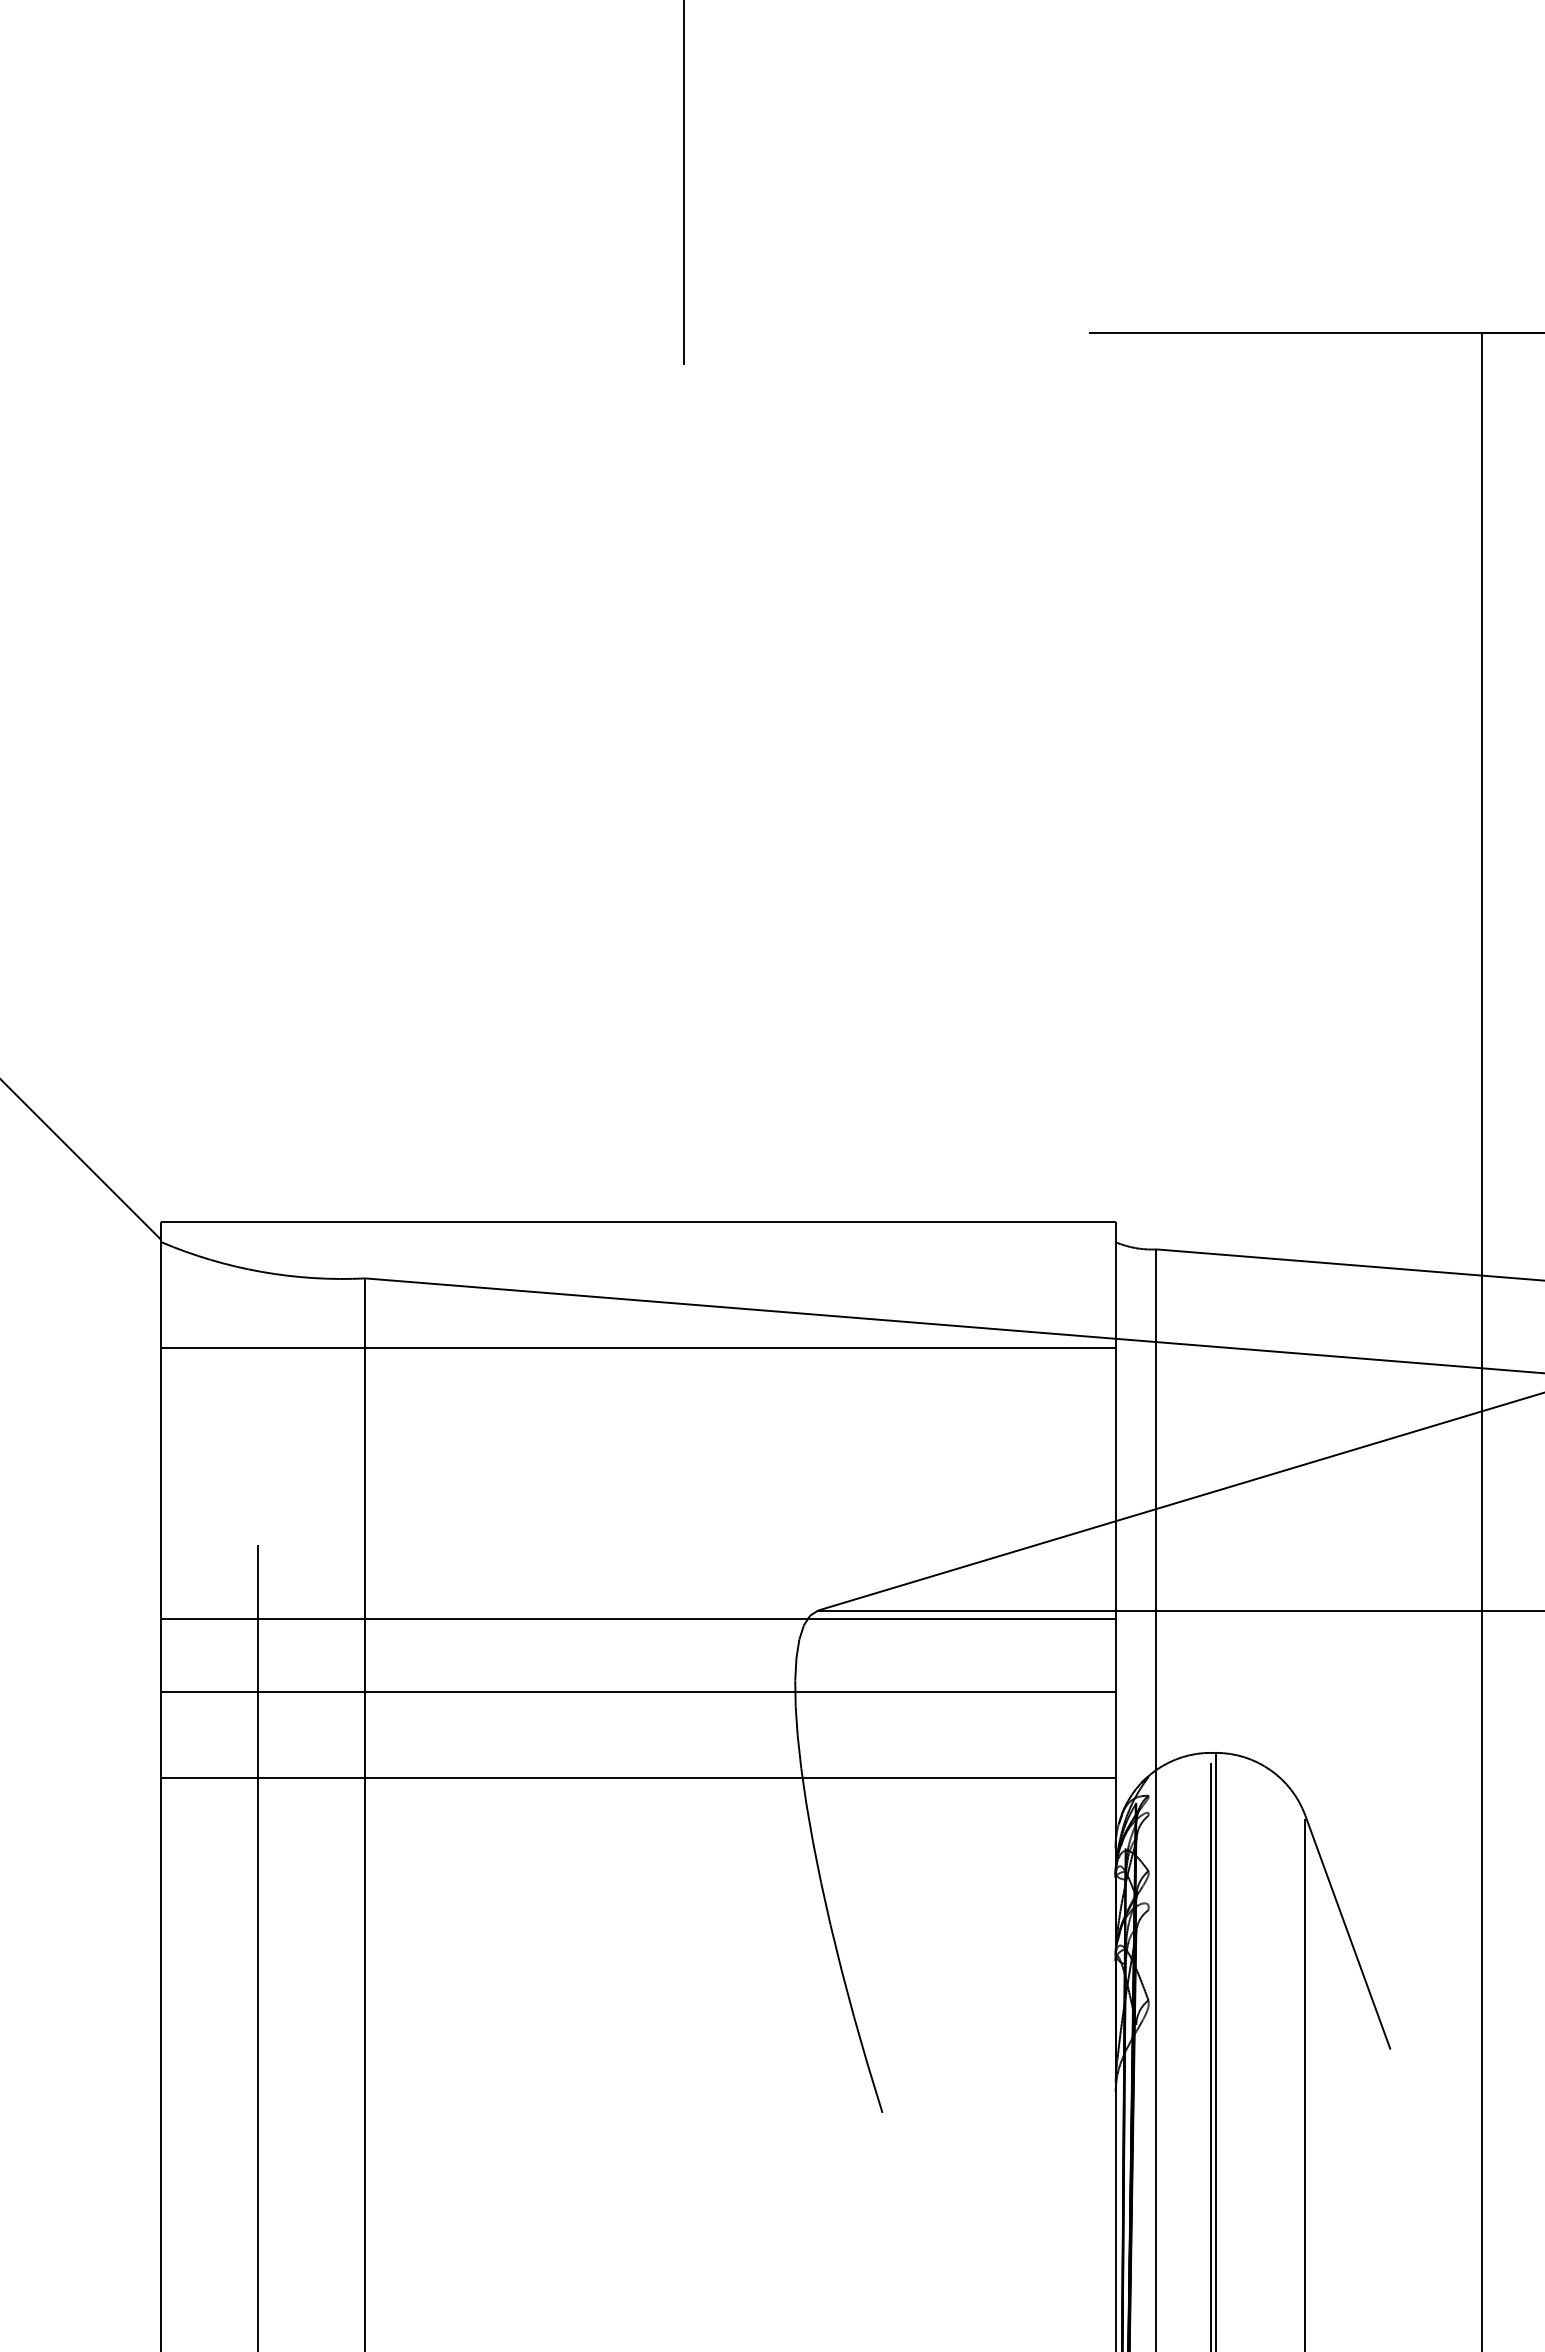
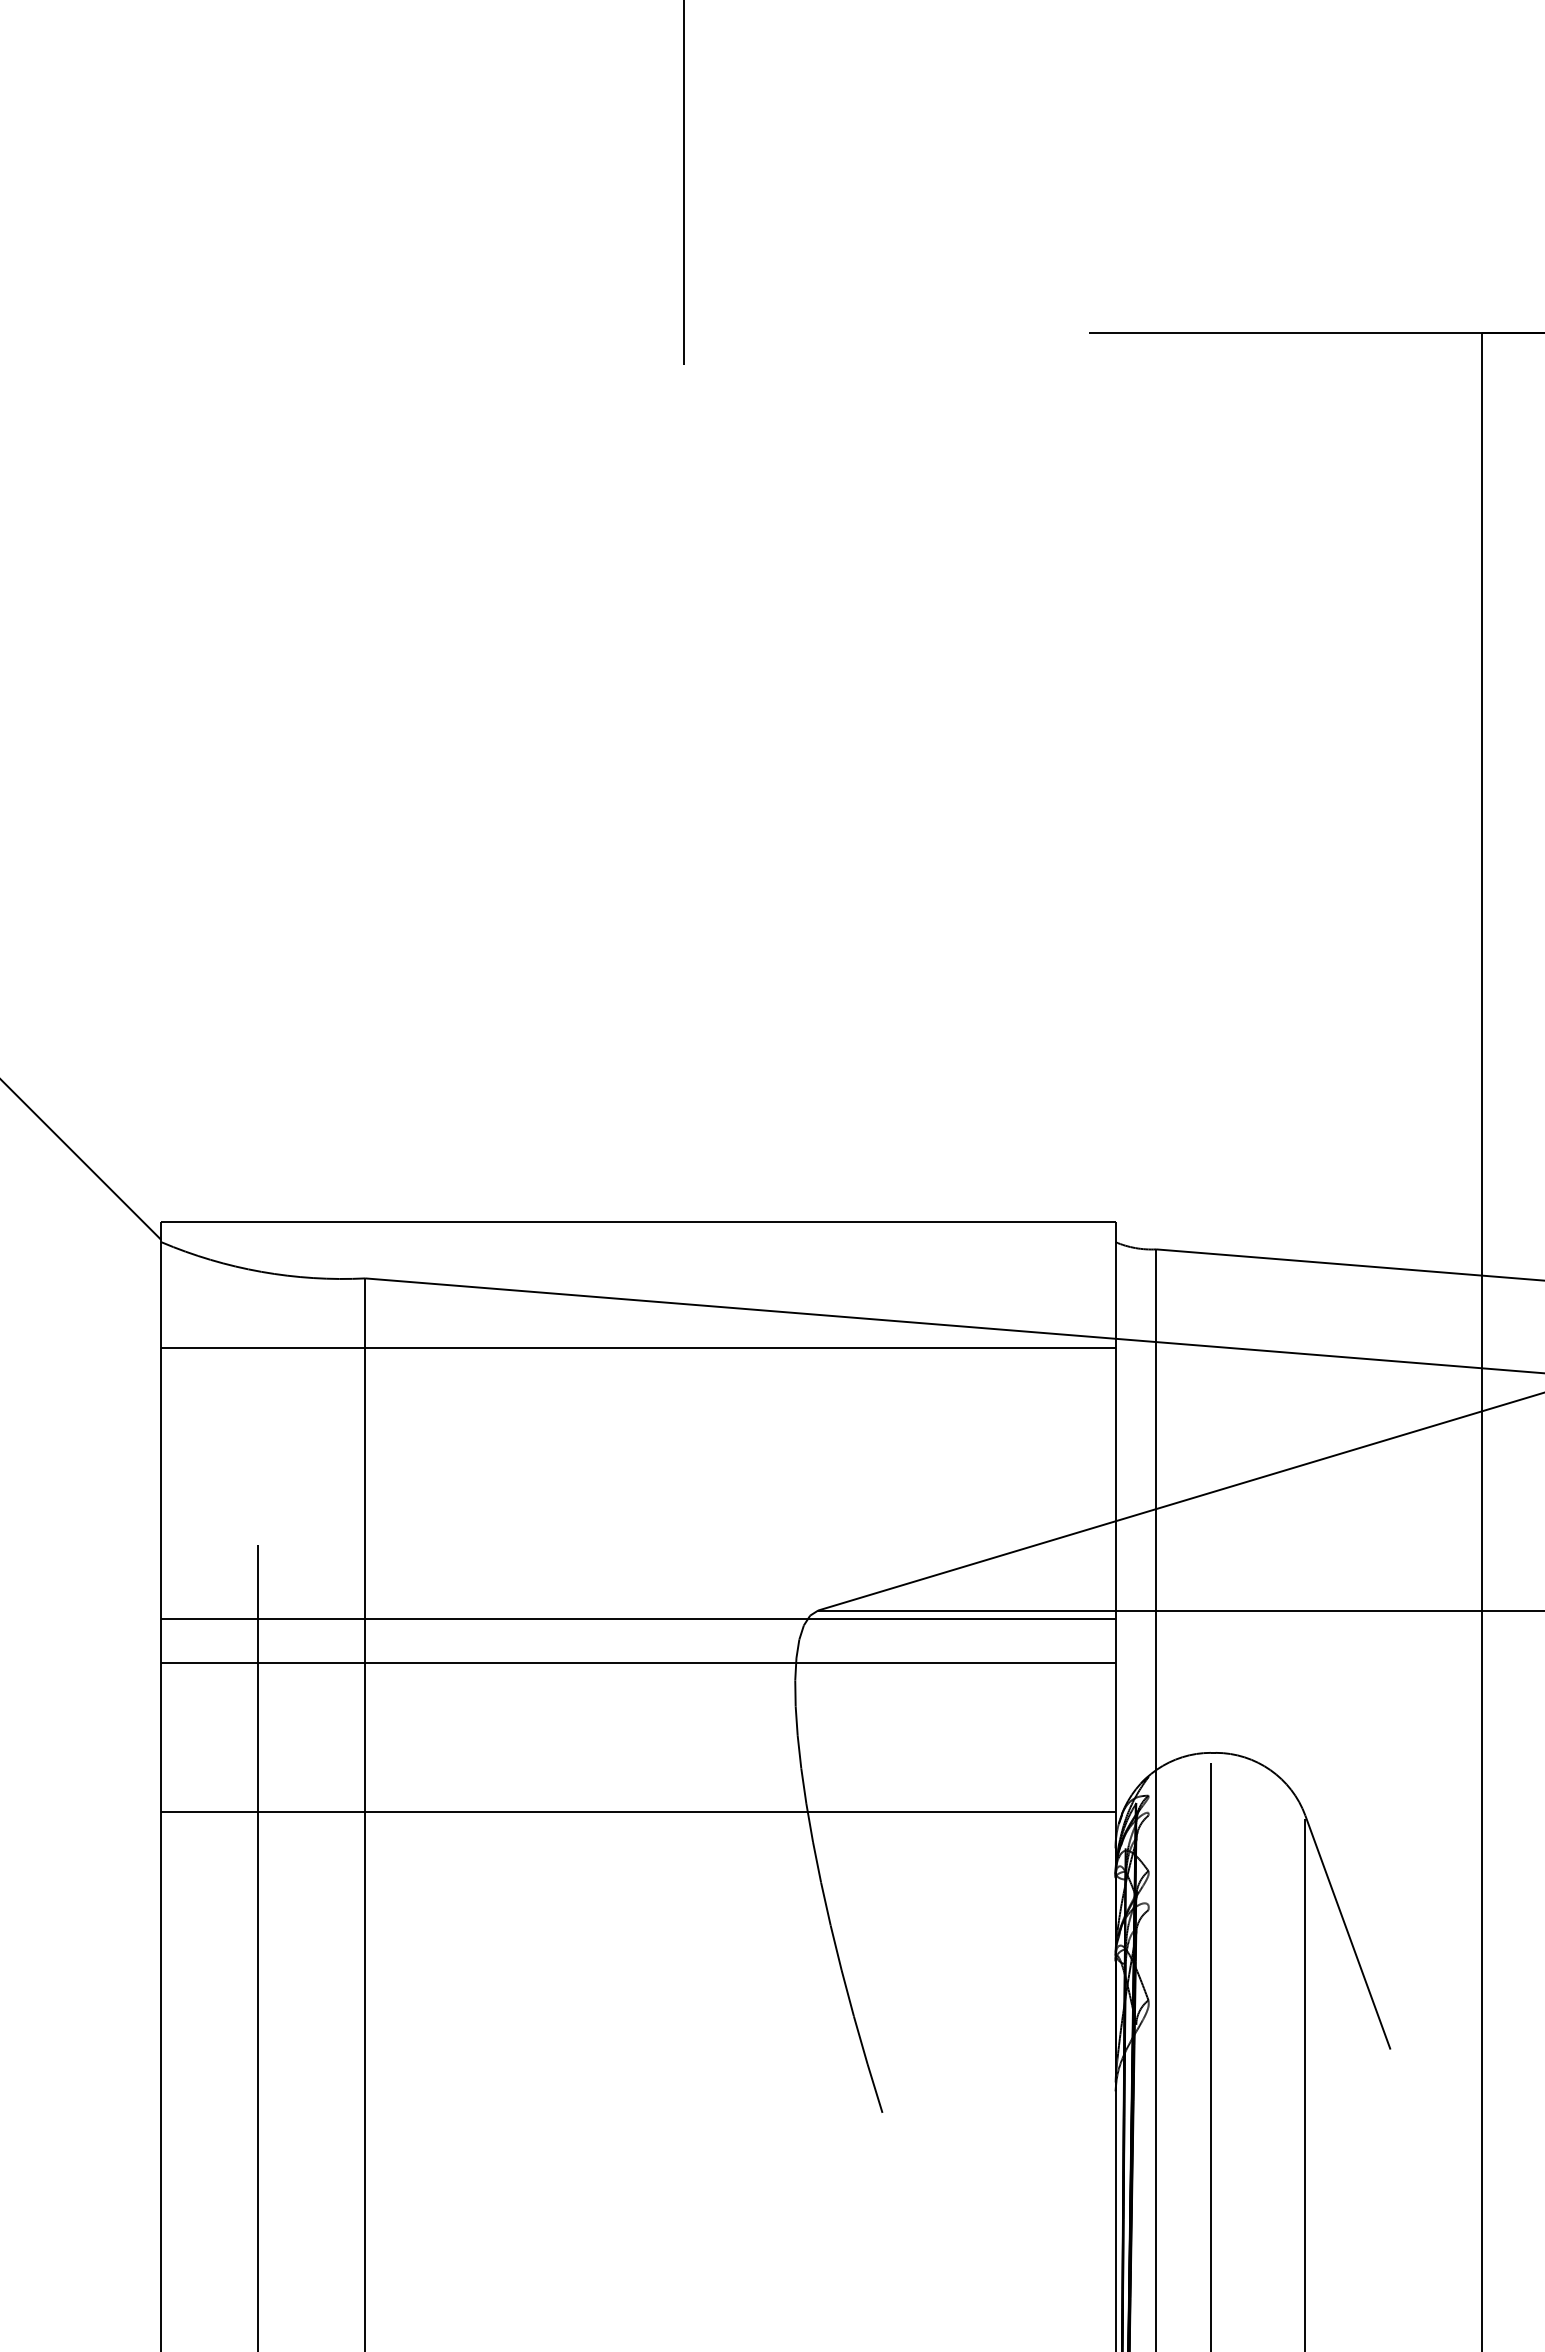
line position: (638, 1691) -> (638, 1662) (638, 1662)
line position: (638, 1777) -> (638, 1811) (638, 1811)
line: present -> none (1215, 2050)
